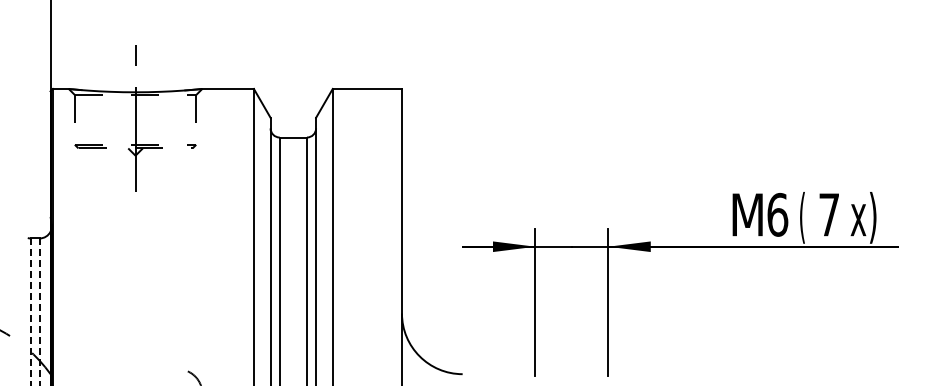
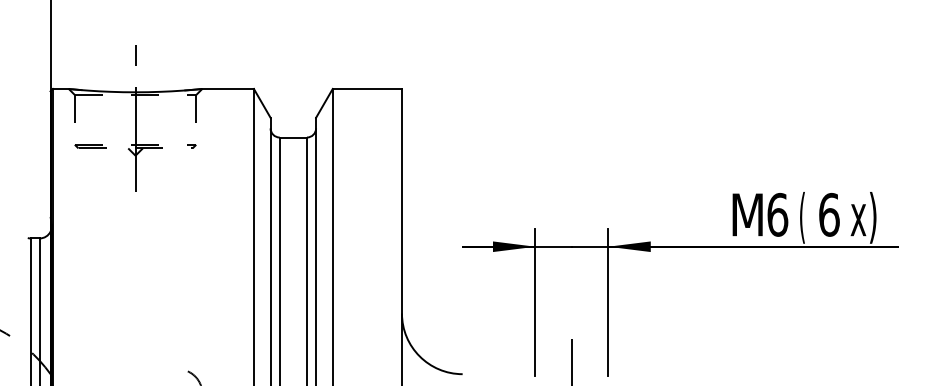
text: 7 -> 6 (829, 214)
line: dashed -> solid (30, 312)
line: dashed -> solid (39, 312)
line: none -> present (571, 360)
